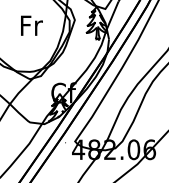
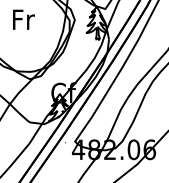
text position: (31, 25) -> (23, 19) (23, 19)
